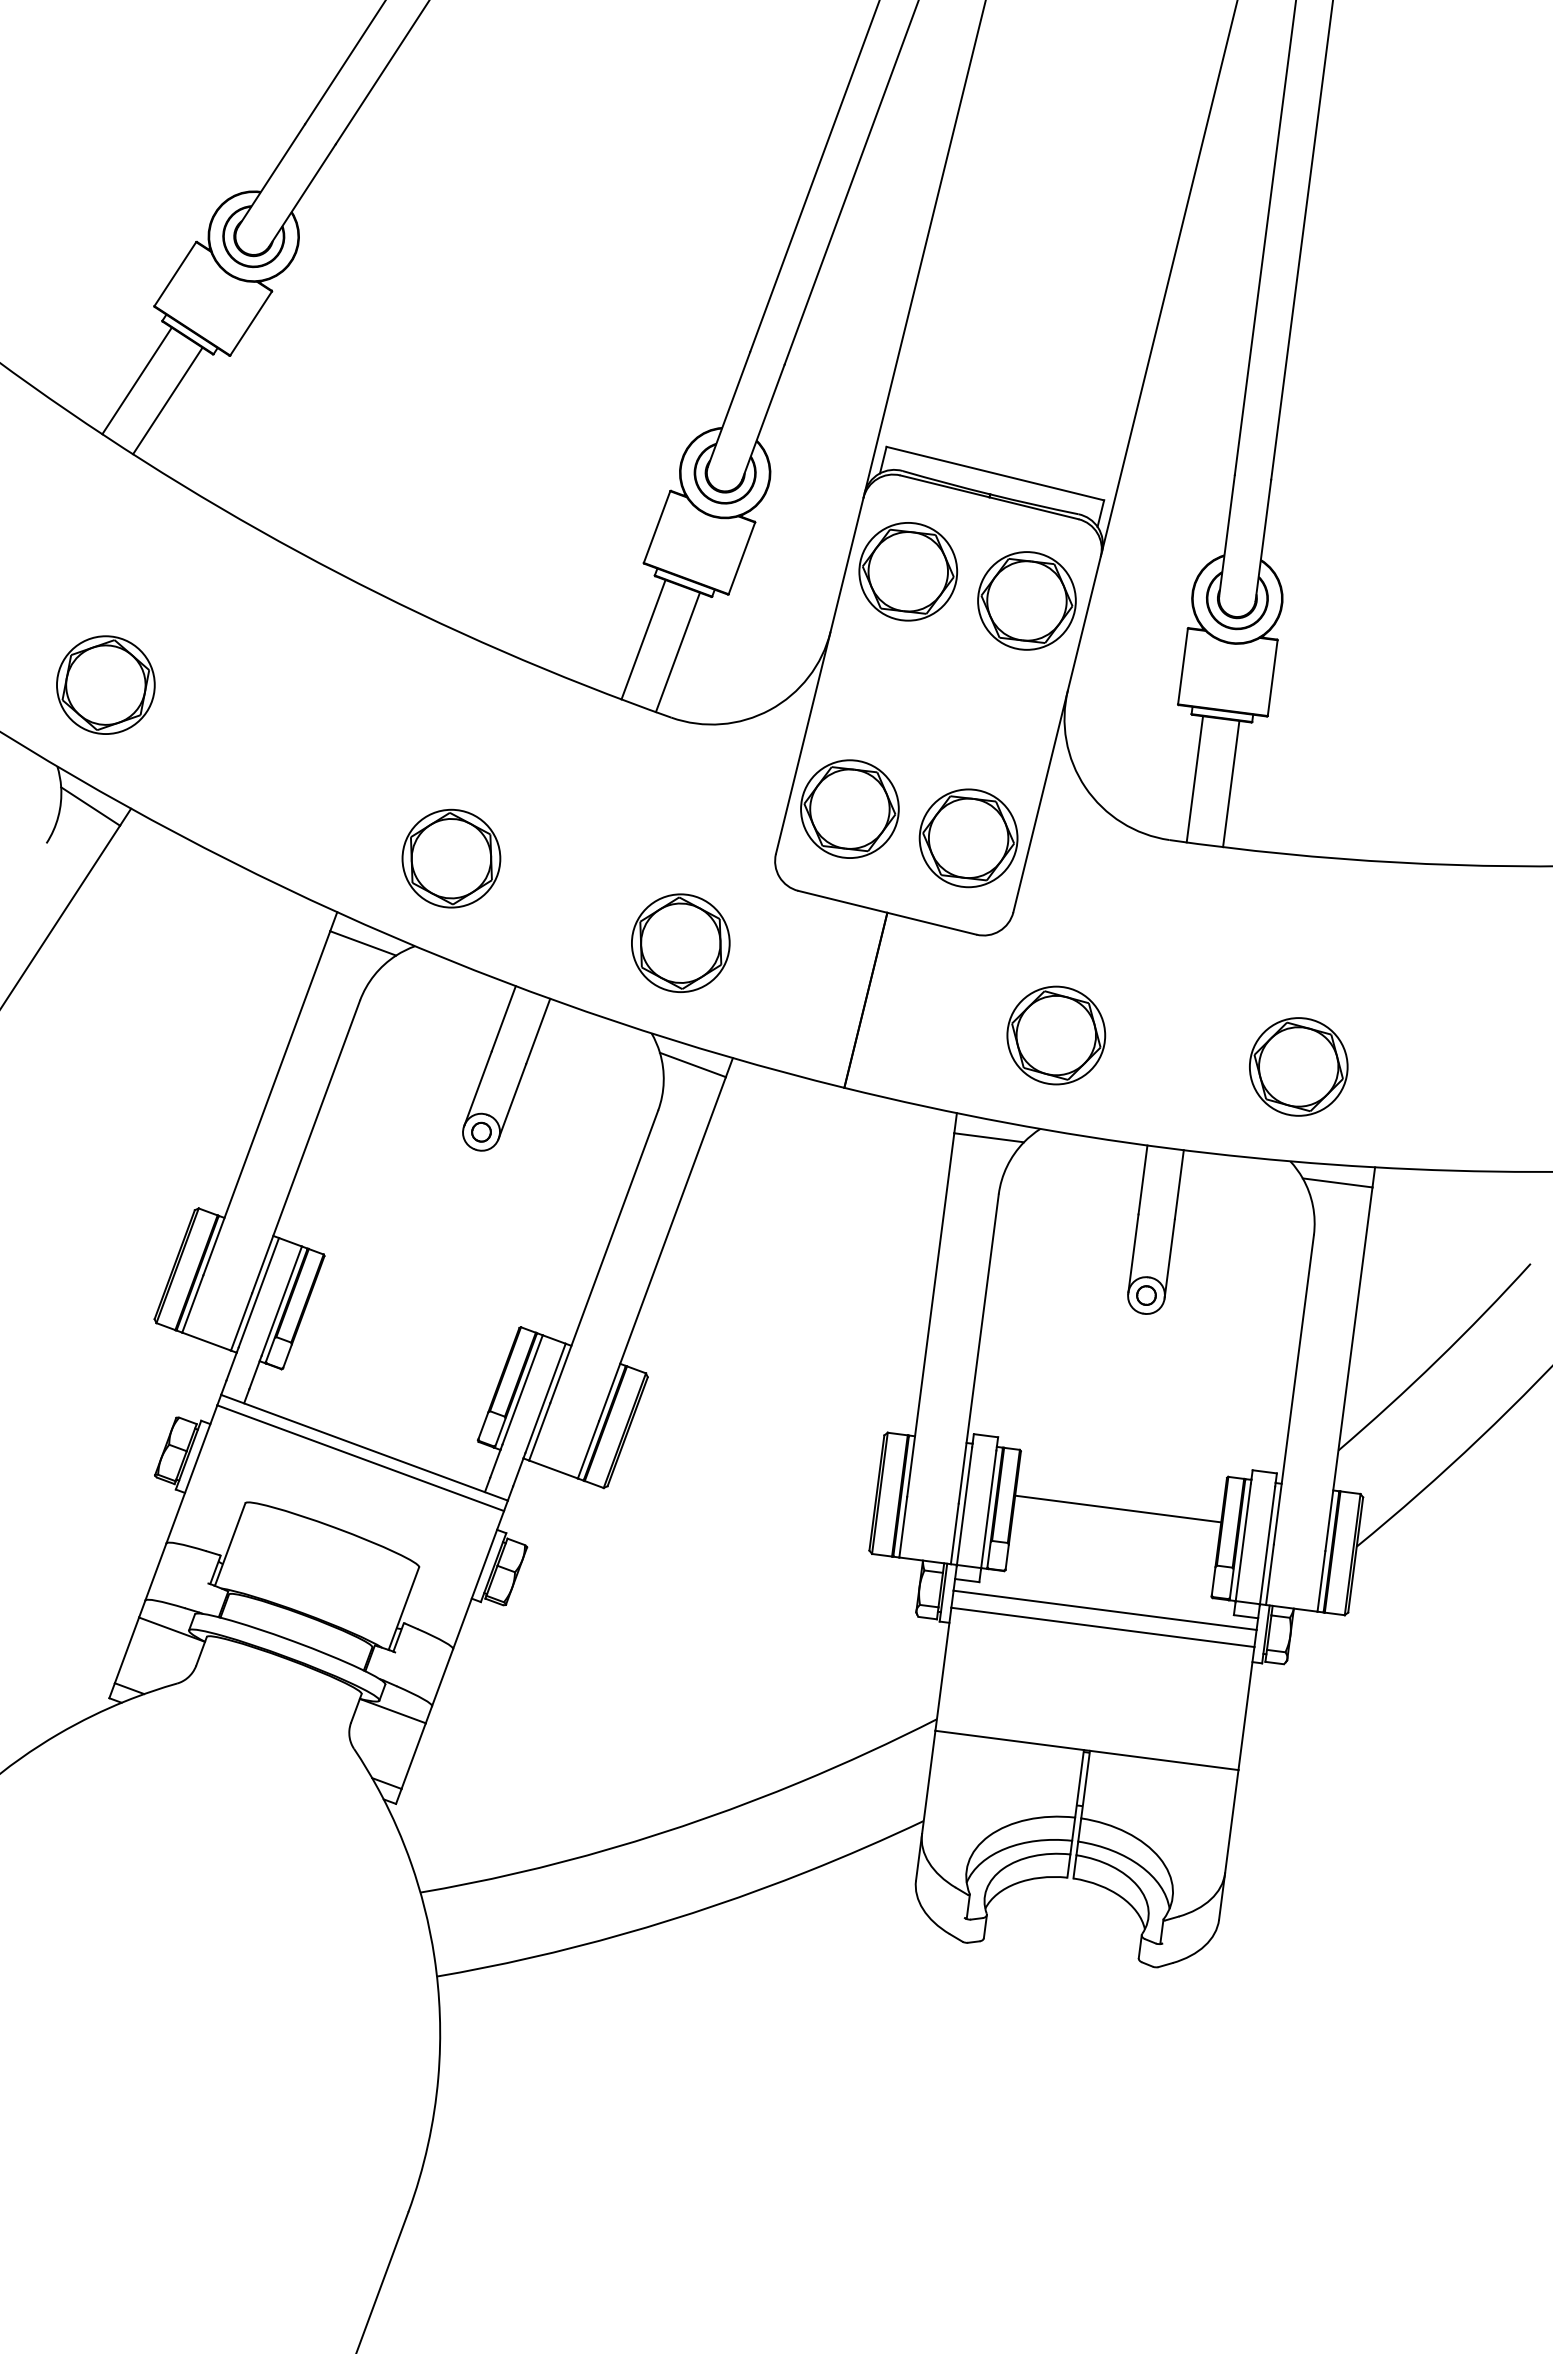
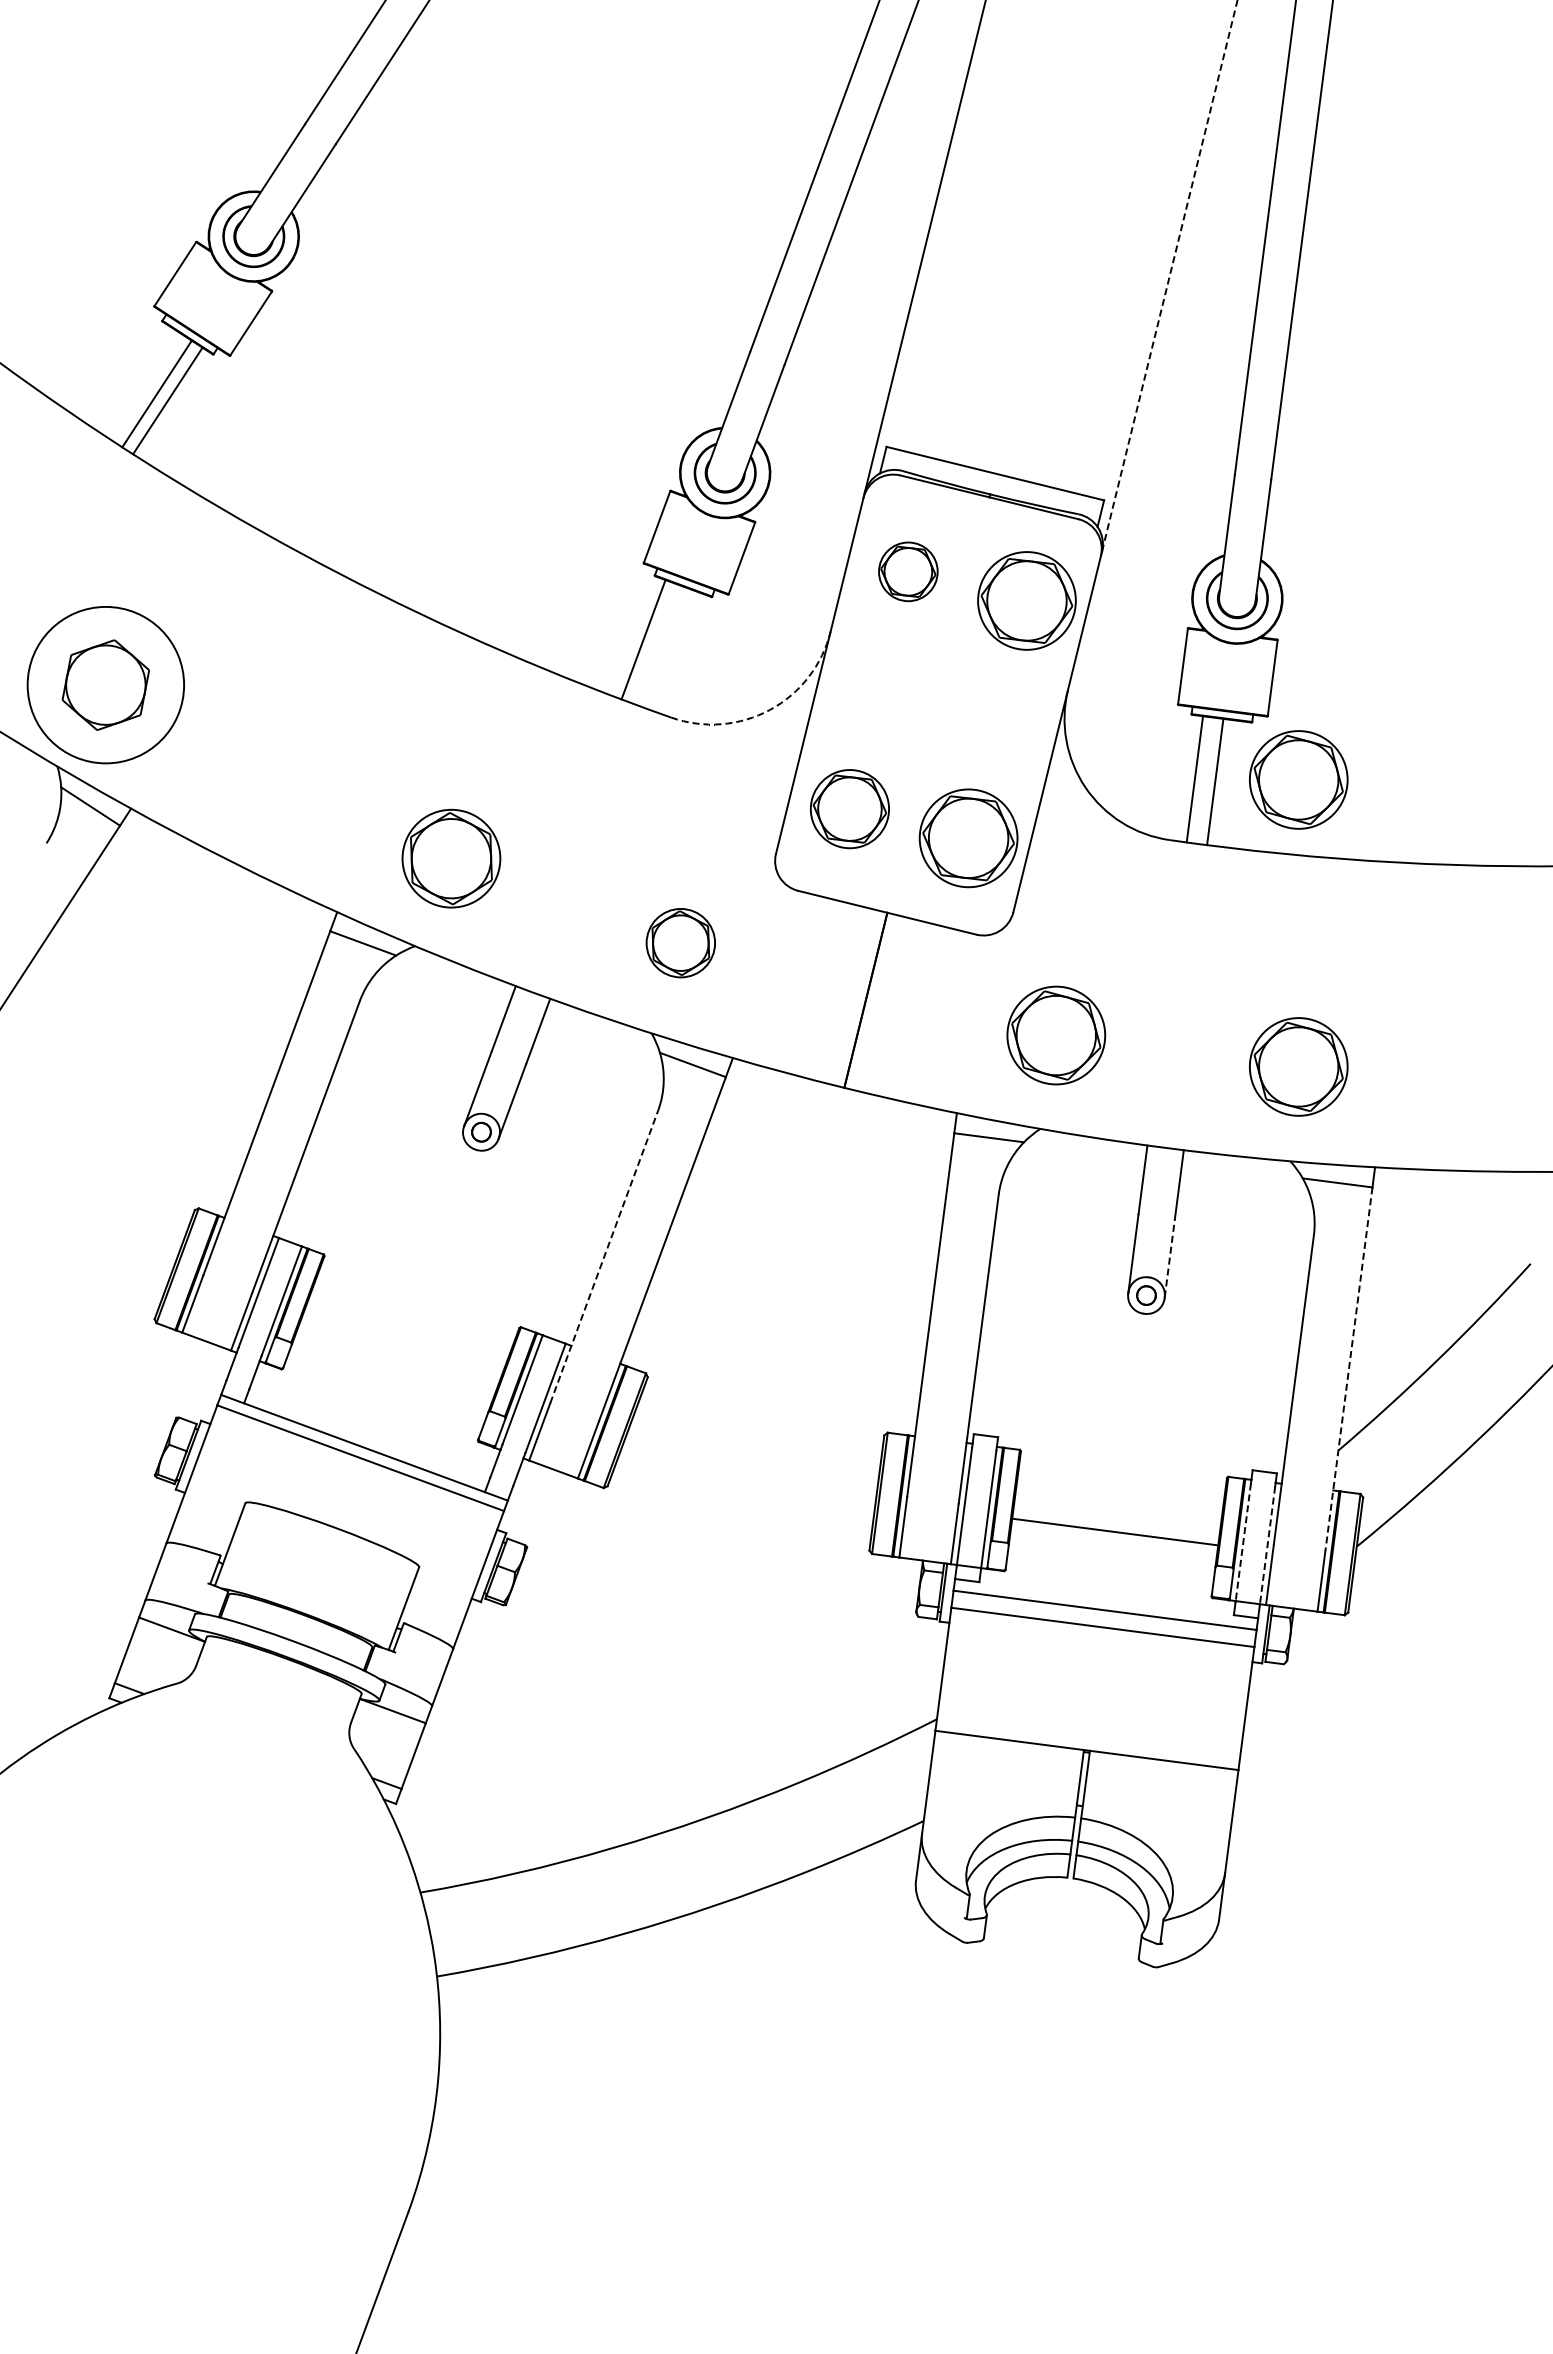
line: solid -> dashed (1169, 275)
line position: (136, 380) -> (156, 393) (156, 393)
part size: 101x100 px -> 61x62 px (908, 571)
line: present -> none (677, 652)
circle diameter: 98 px -> 156 px (105, 684)
arc: solid -> dashed (770, 709)
part: none -> present (1298, 779)
line position: (1231, 783) -> (1215, 781) (1215, 781)
part size: 100x100 px -> 80x81 px (849, 809)
part size: 100x100 px -> 71x71 px (680, 943)
line: solid -> dashed (604, 1256)
line: solid -> dashed (1169, 1257)
line: solid -> dashed (1348, 1369)
line position: (1118, 1508) -> (1115, 1531) (1115, 1531)
line: solid -> dashed (1243, 1542)
line: solid -> dashed (1267, 1545)
